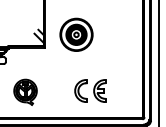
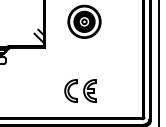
part position: (76, 34) -> (84, 21) (84, 21)
part position: (90, 90) -> (80, 90) (80, 90)
part: present -> none (25, 91)
